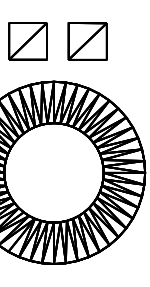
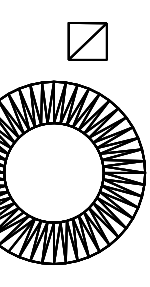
part: present -> none (27, 41)
